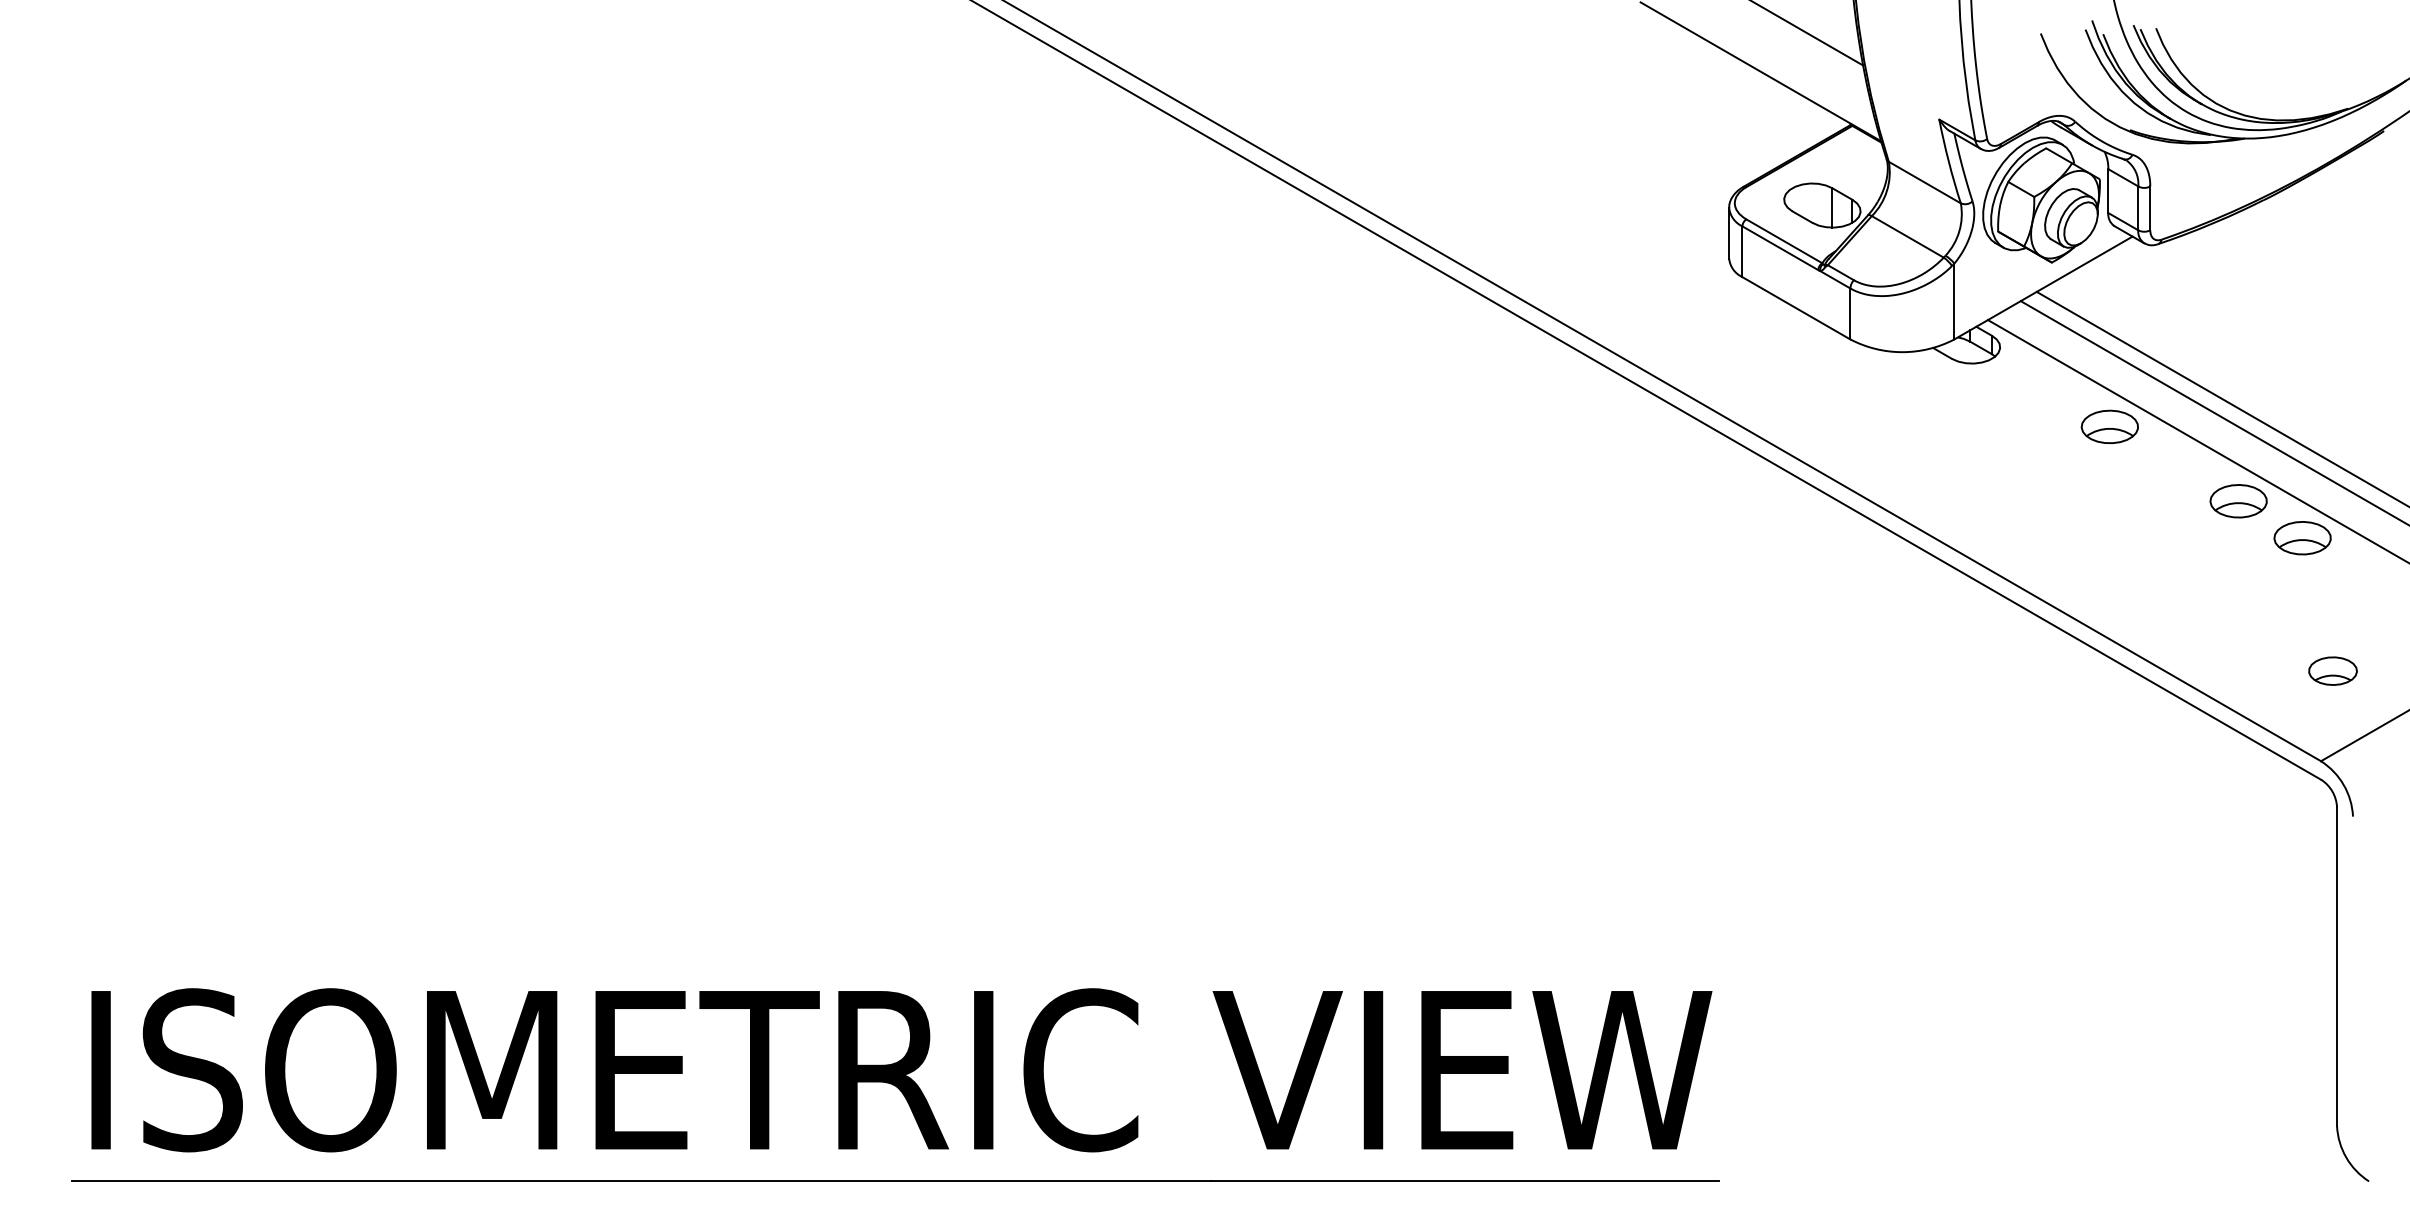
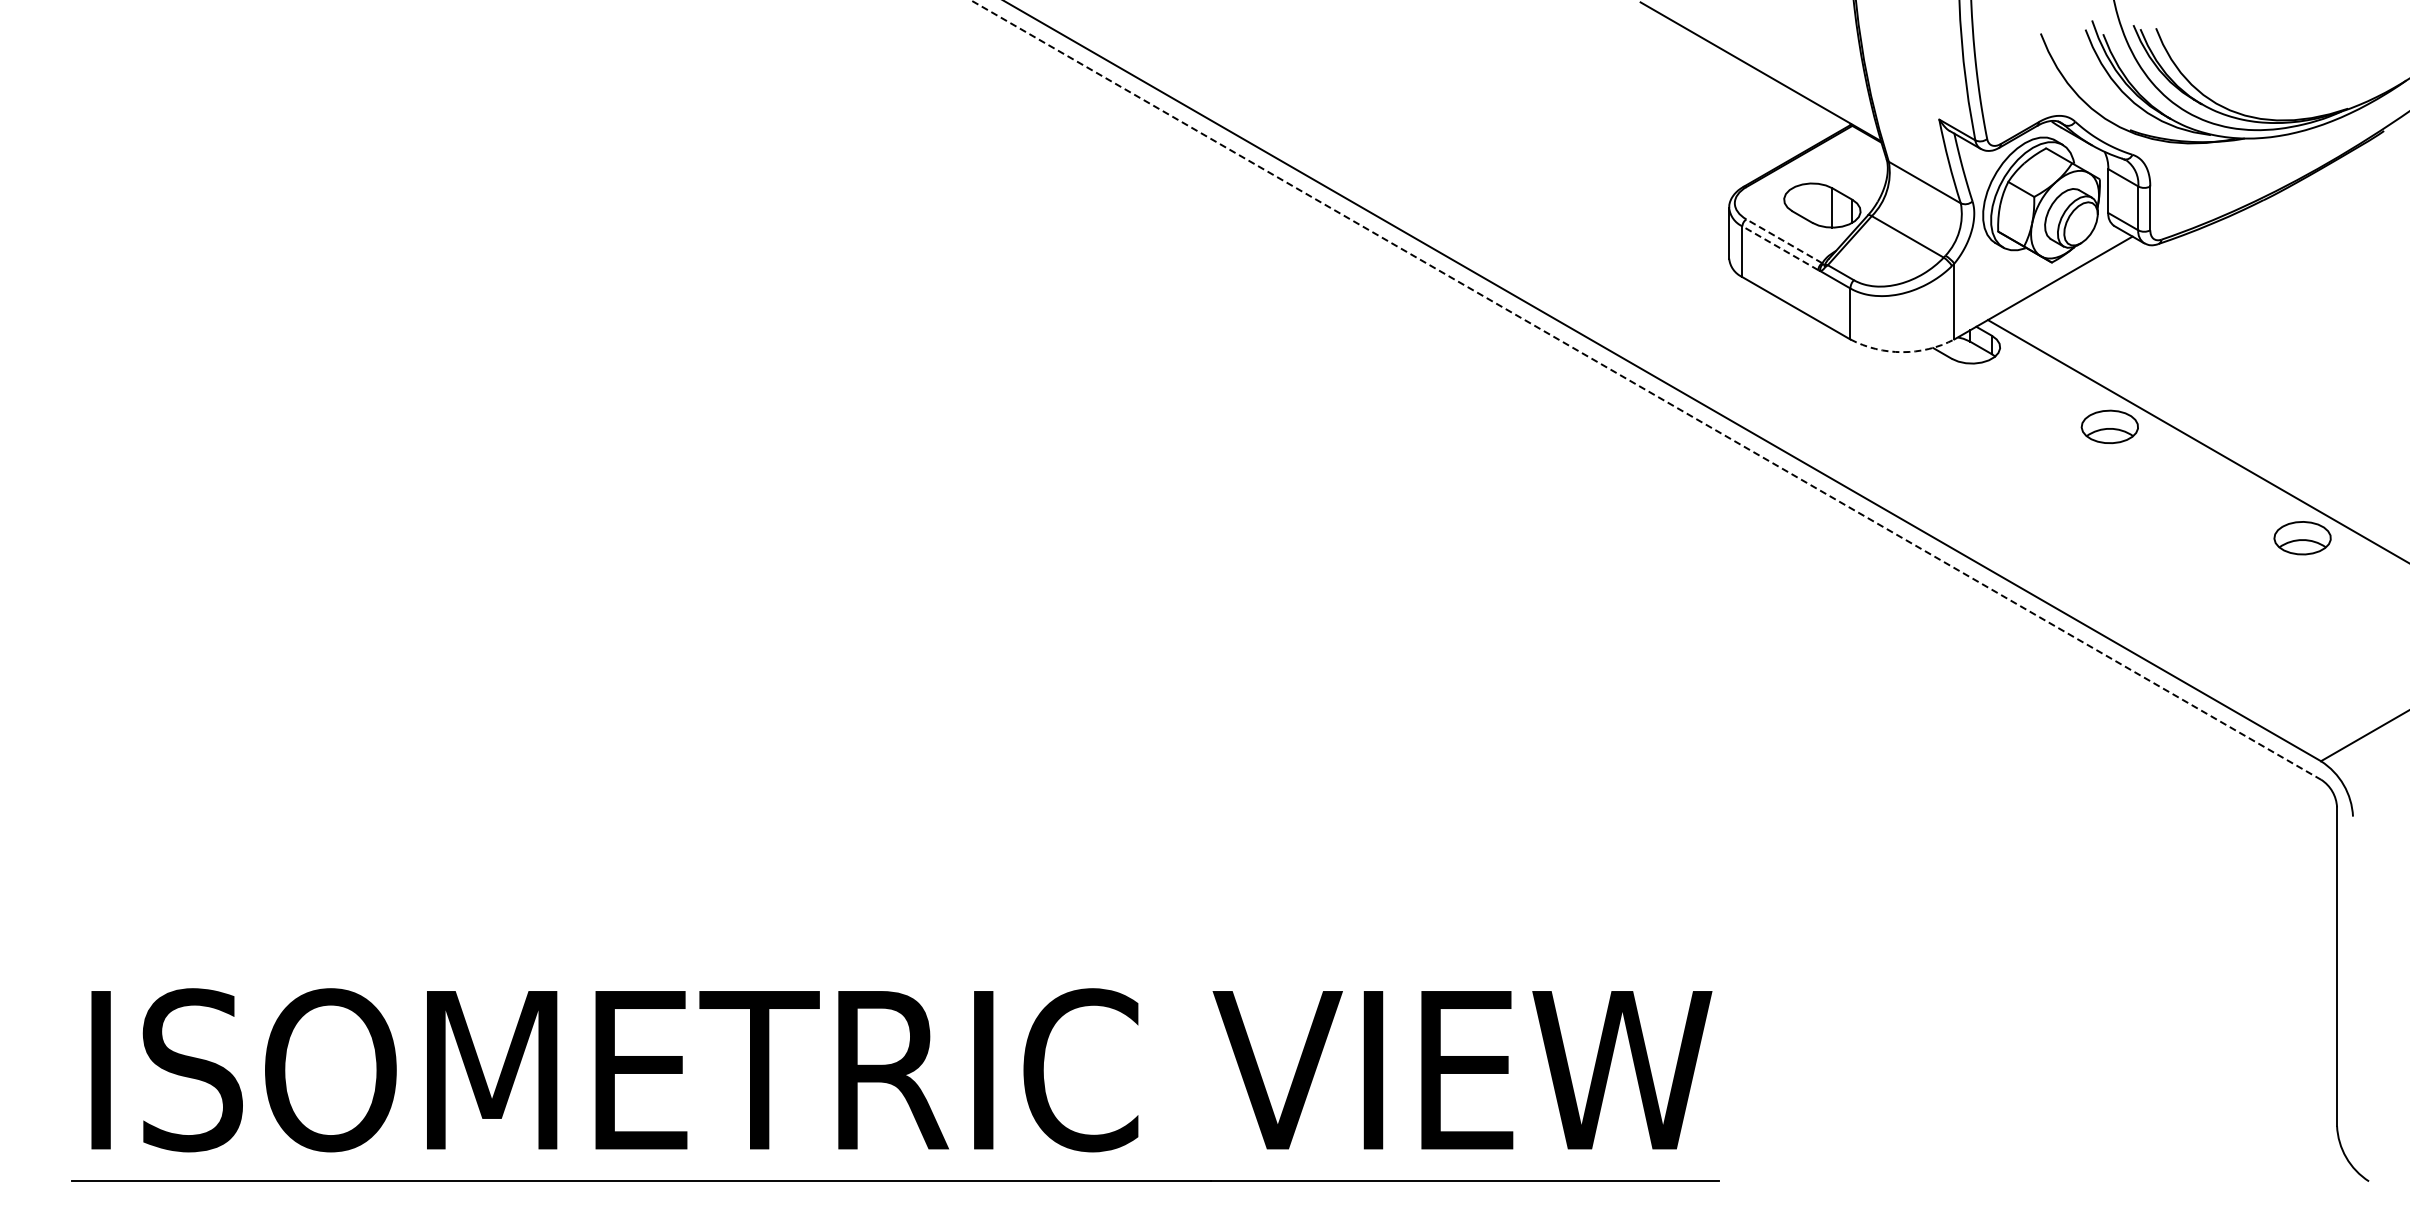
line: present -> none (1808, 33)
line: solid -> dashed (1784, 241)
line: solid -> dashed (1780, 248)
arc: solid -> dashed (1902, 352)
line: solid -> dashed (1646, 390)
line: present -> none (2221, 398)
line: present -> none (2213, 412)
part: present -> none (2238, 501)
part: present -> none (2332, 670)
